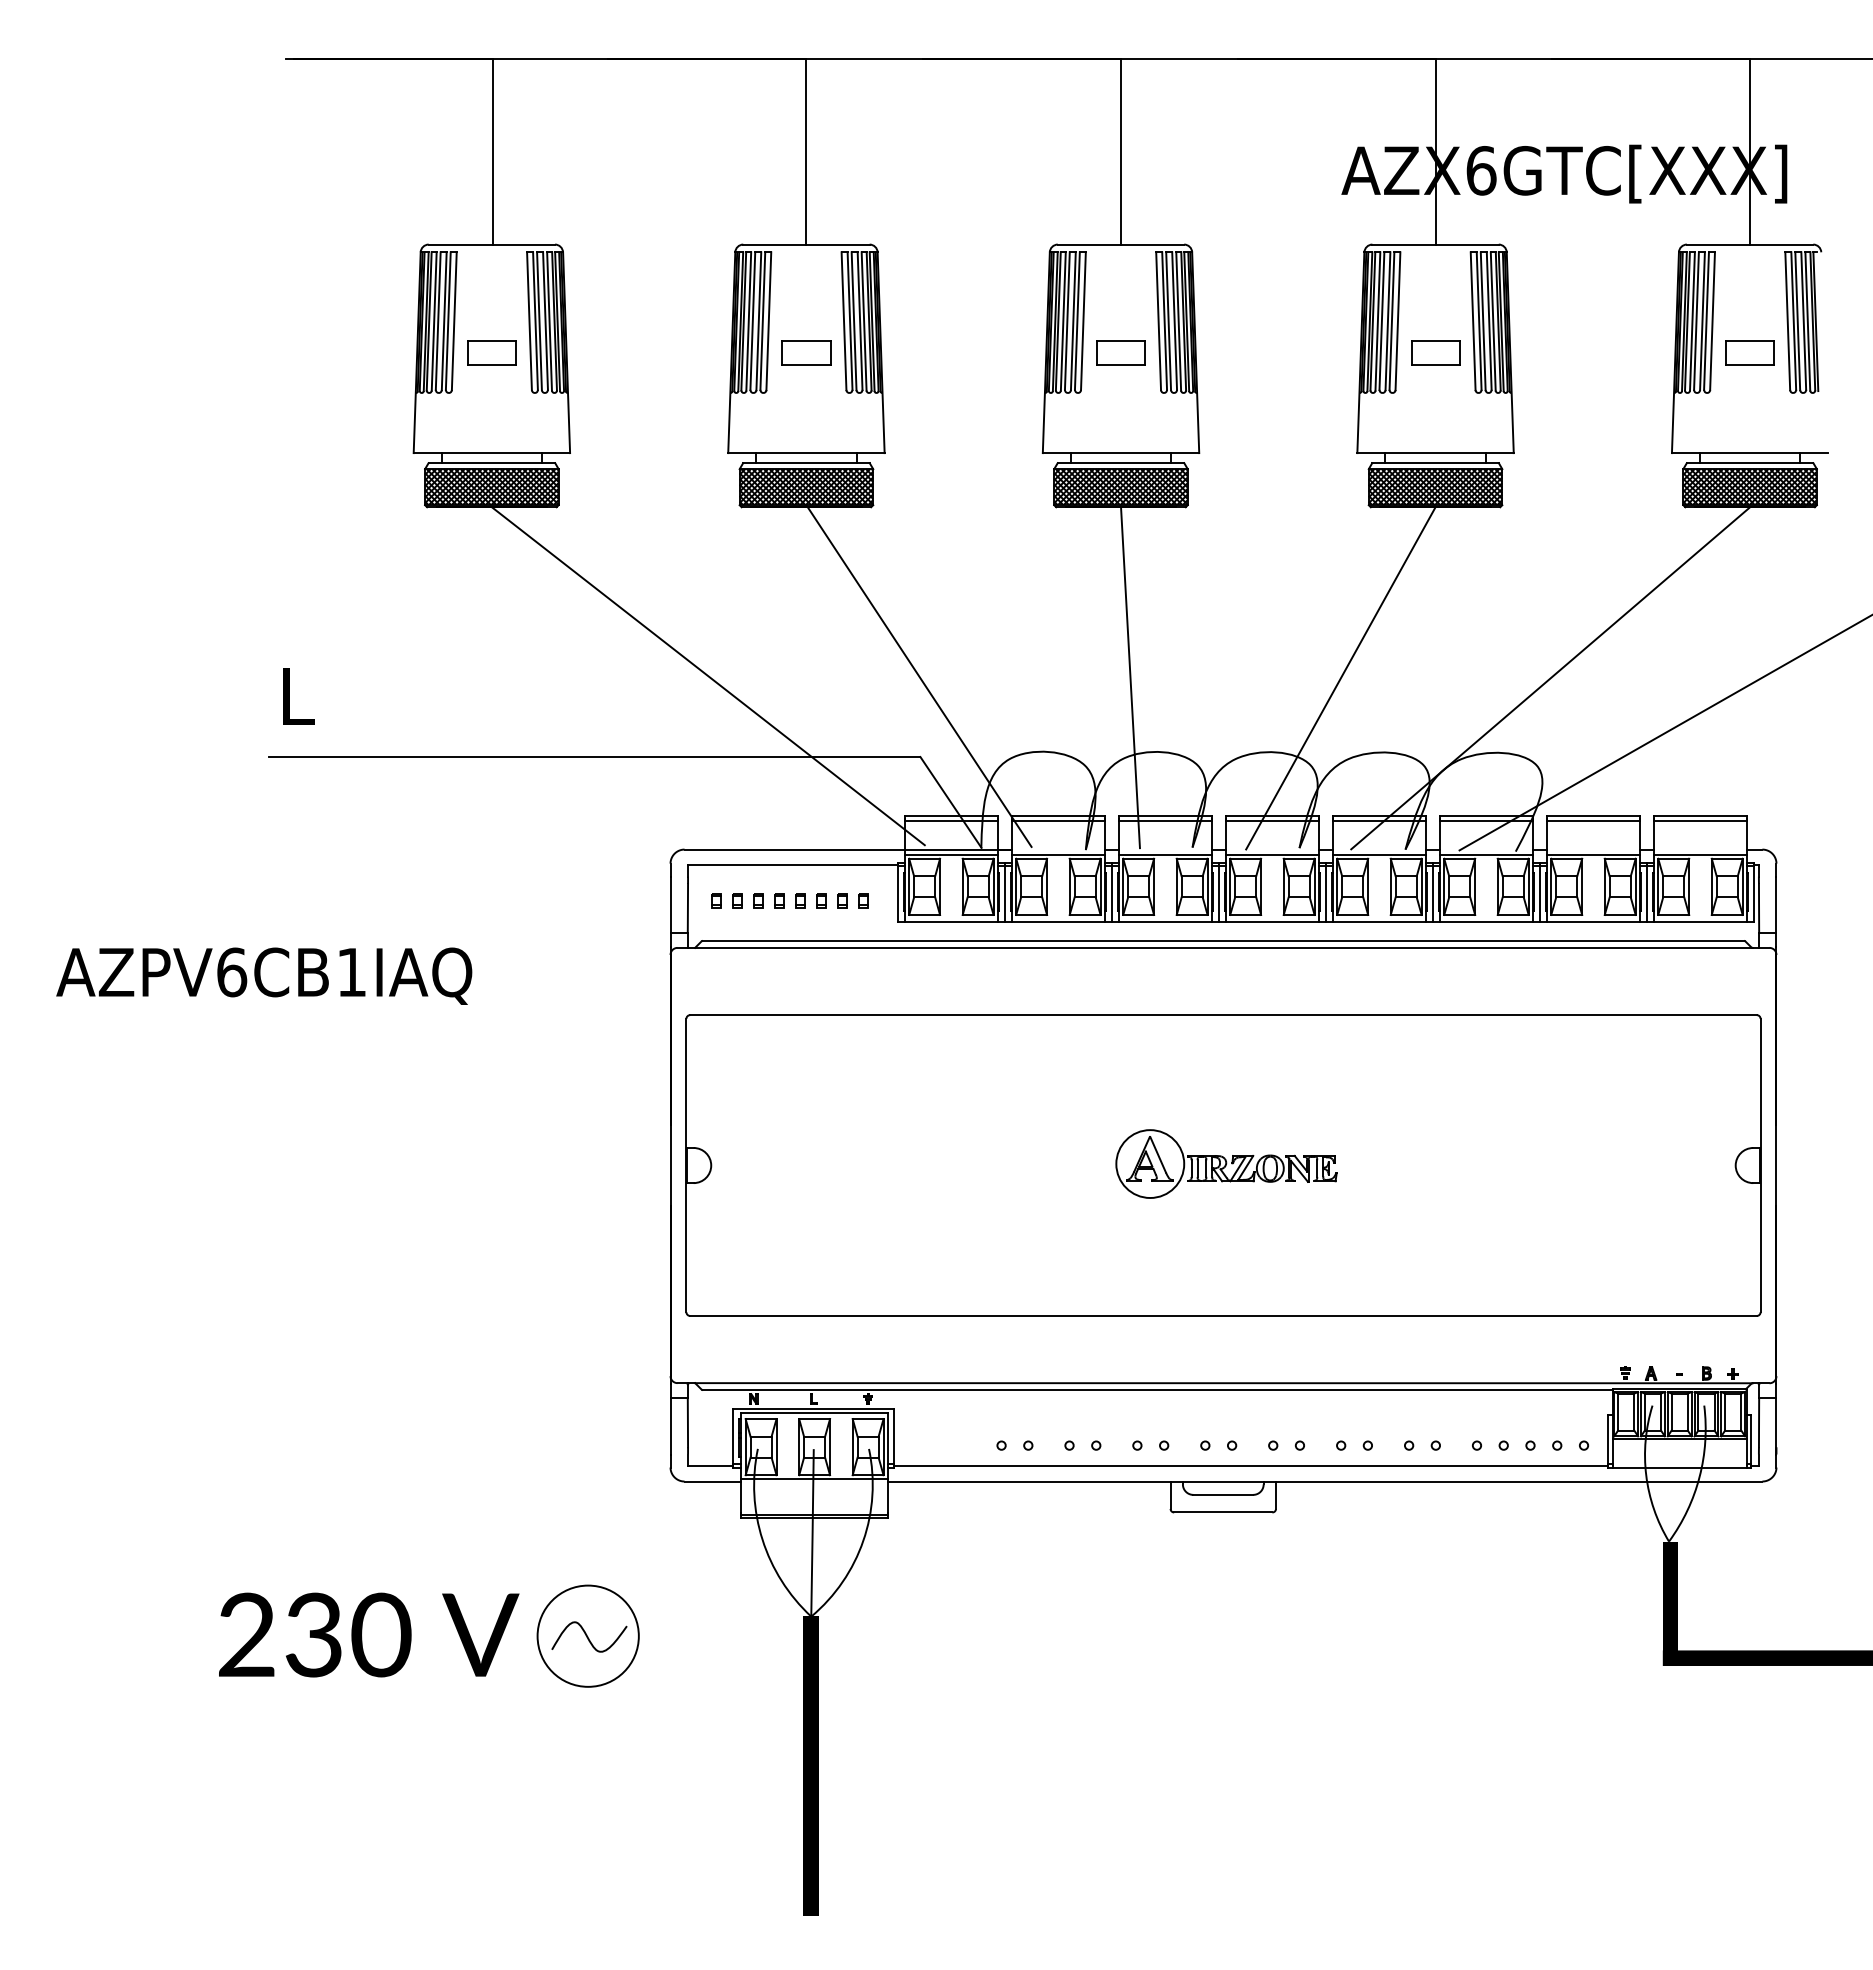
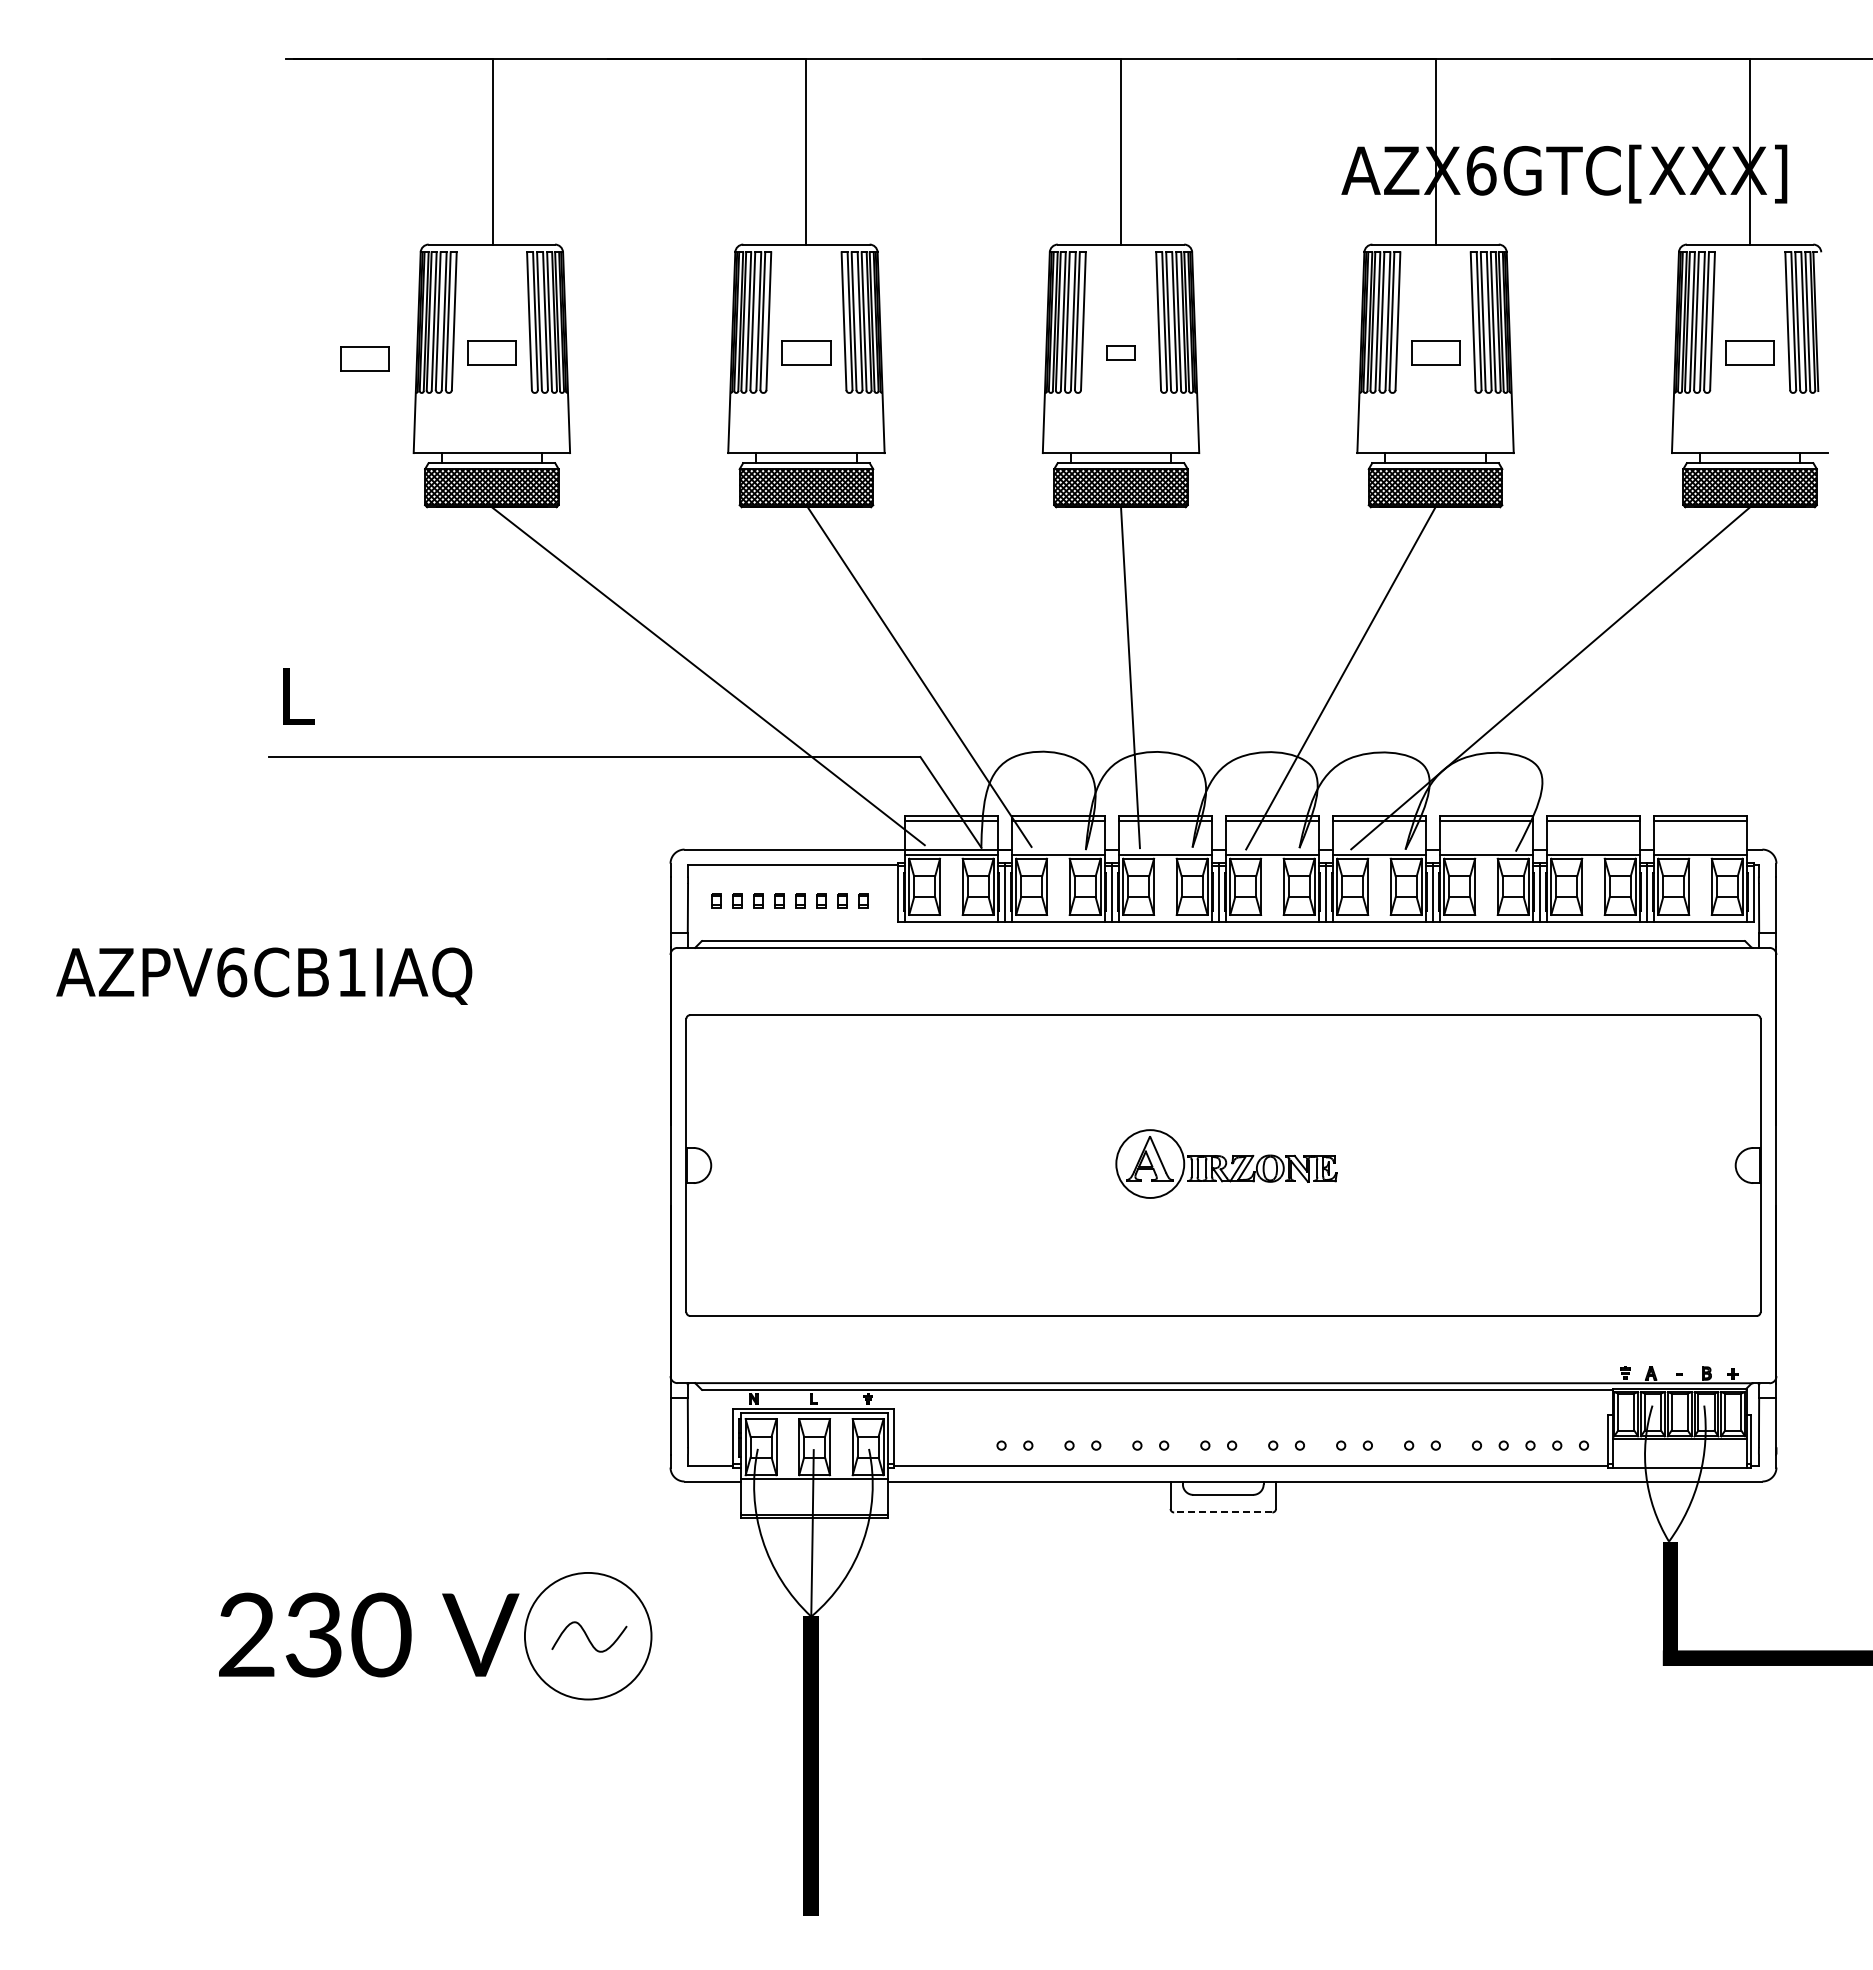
part size: 50x26 px -> 30x16 px (1120, 352)
part: none -> present (364, 358)
line: present -> none (1664, 733)
line: solid -> dashed (1222, 1512)
circle diameter: 101 px -> 127 px (587, 1635)
